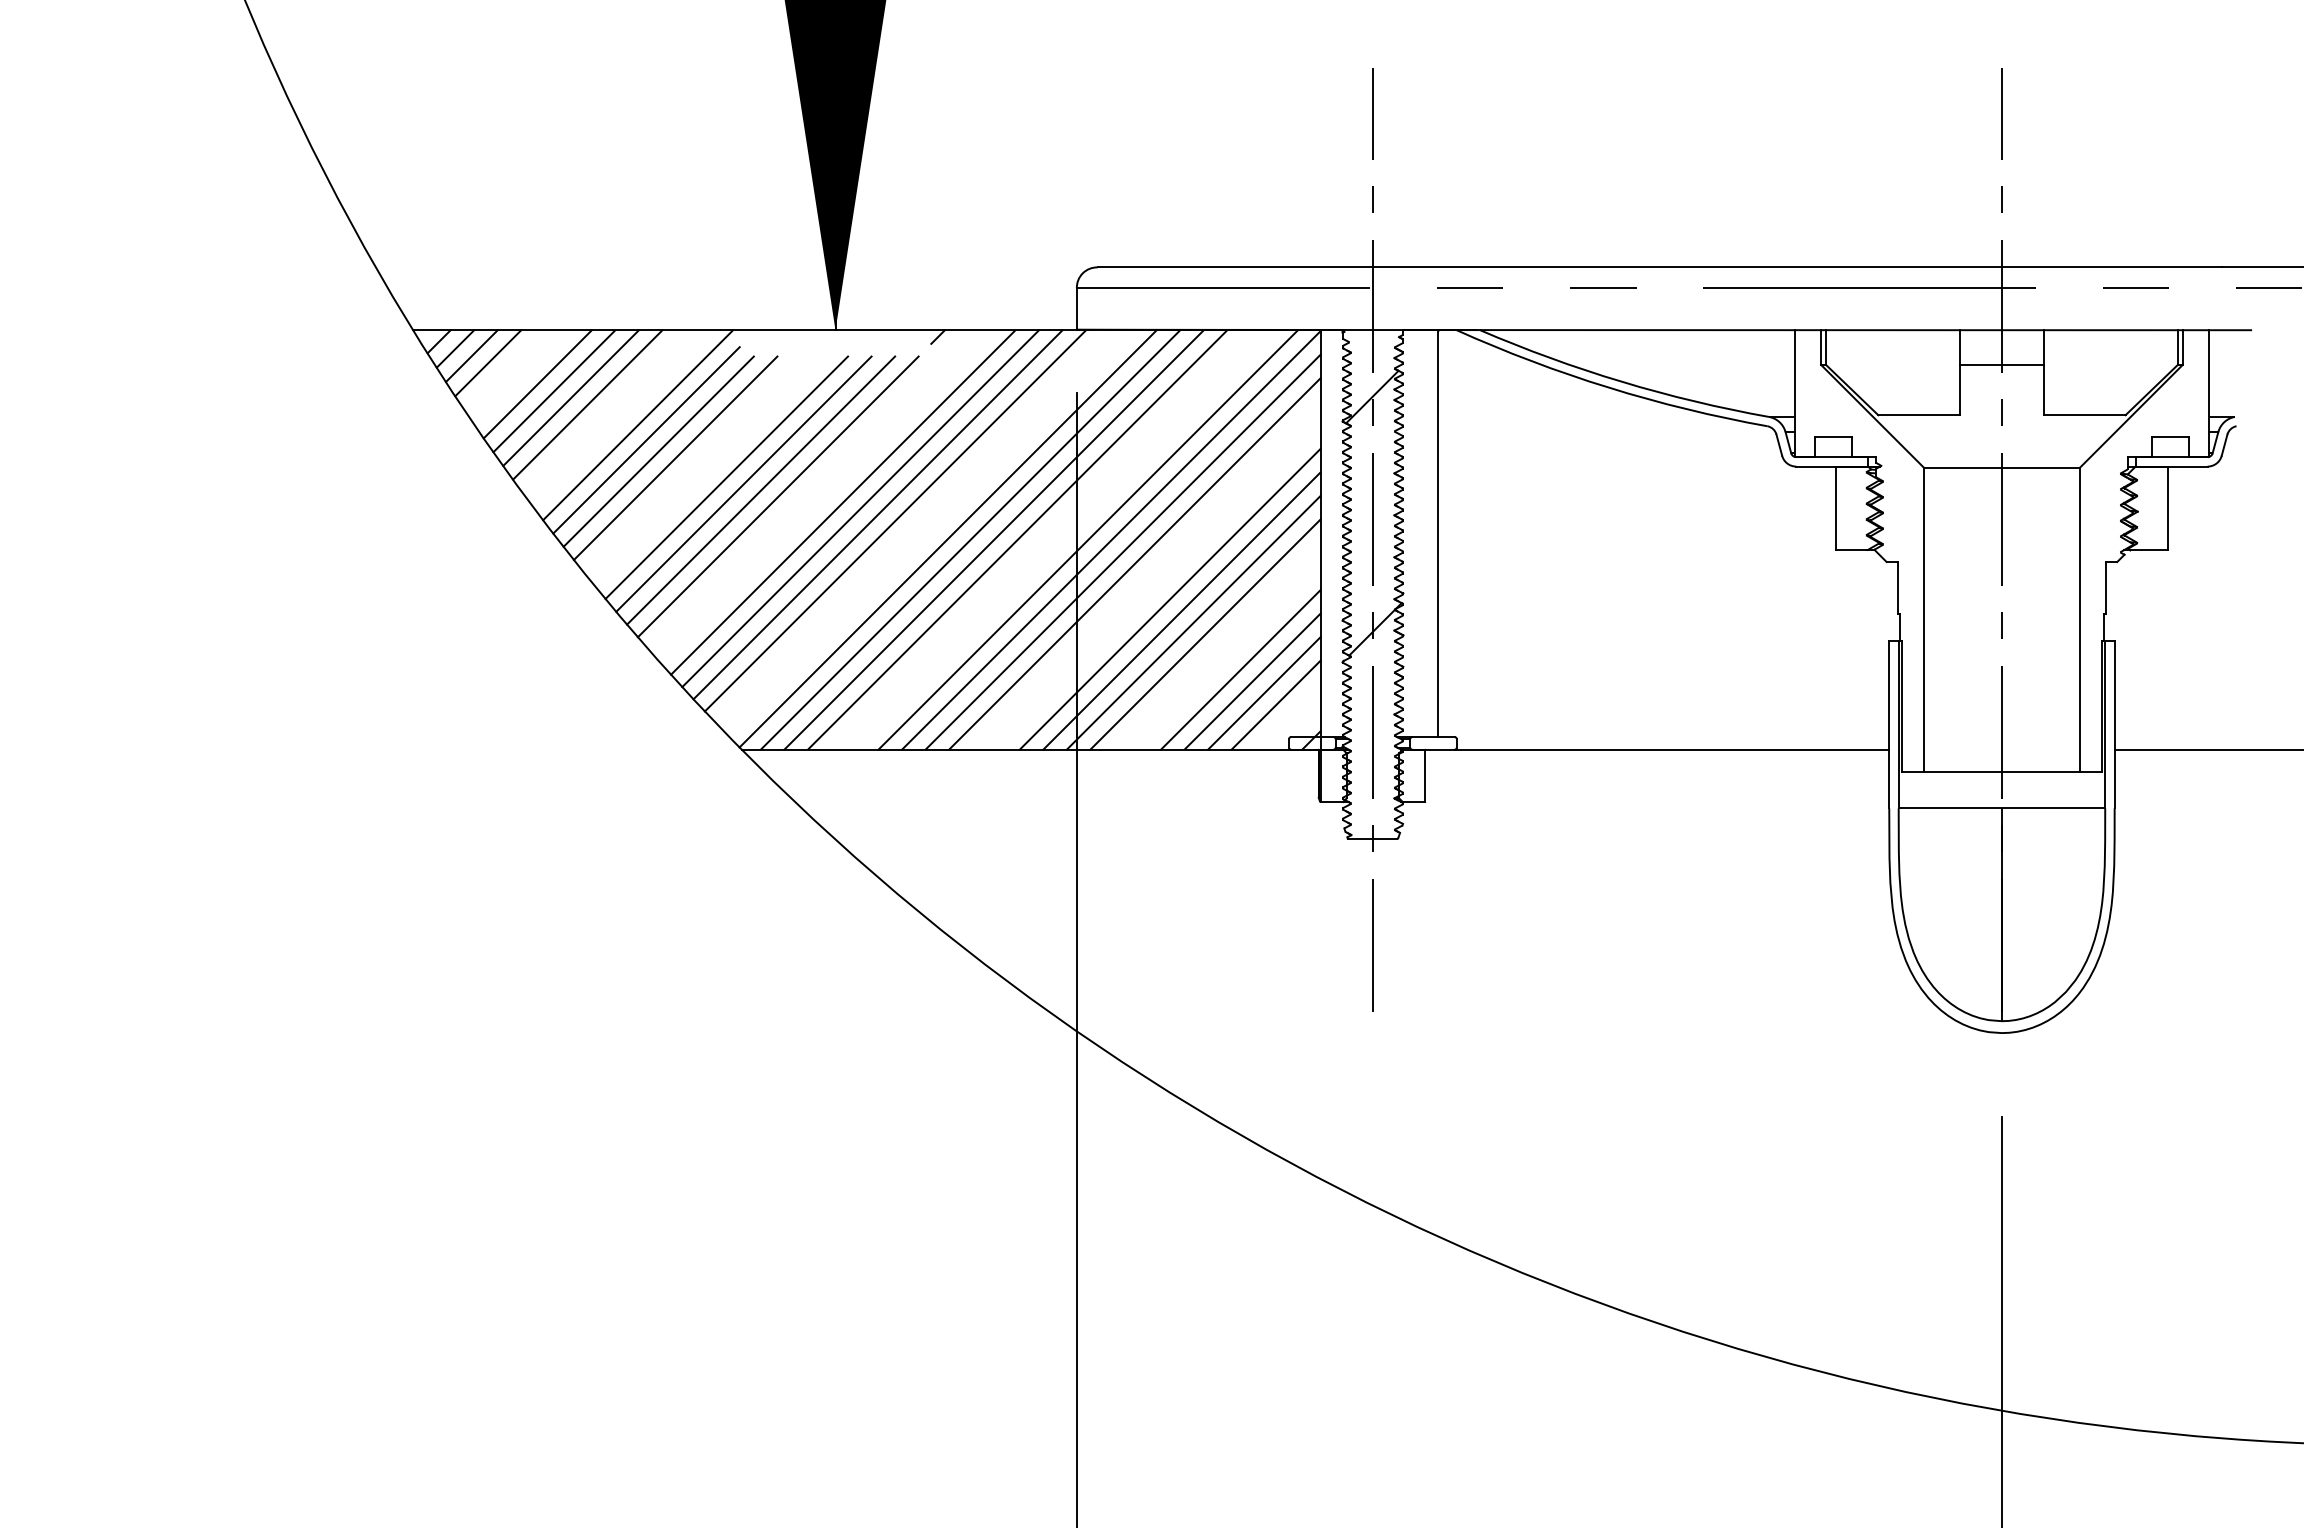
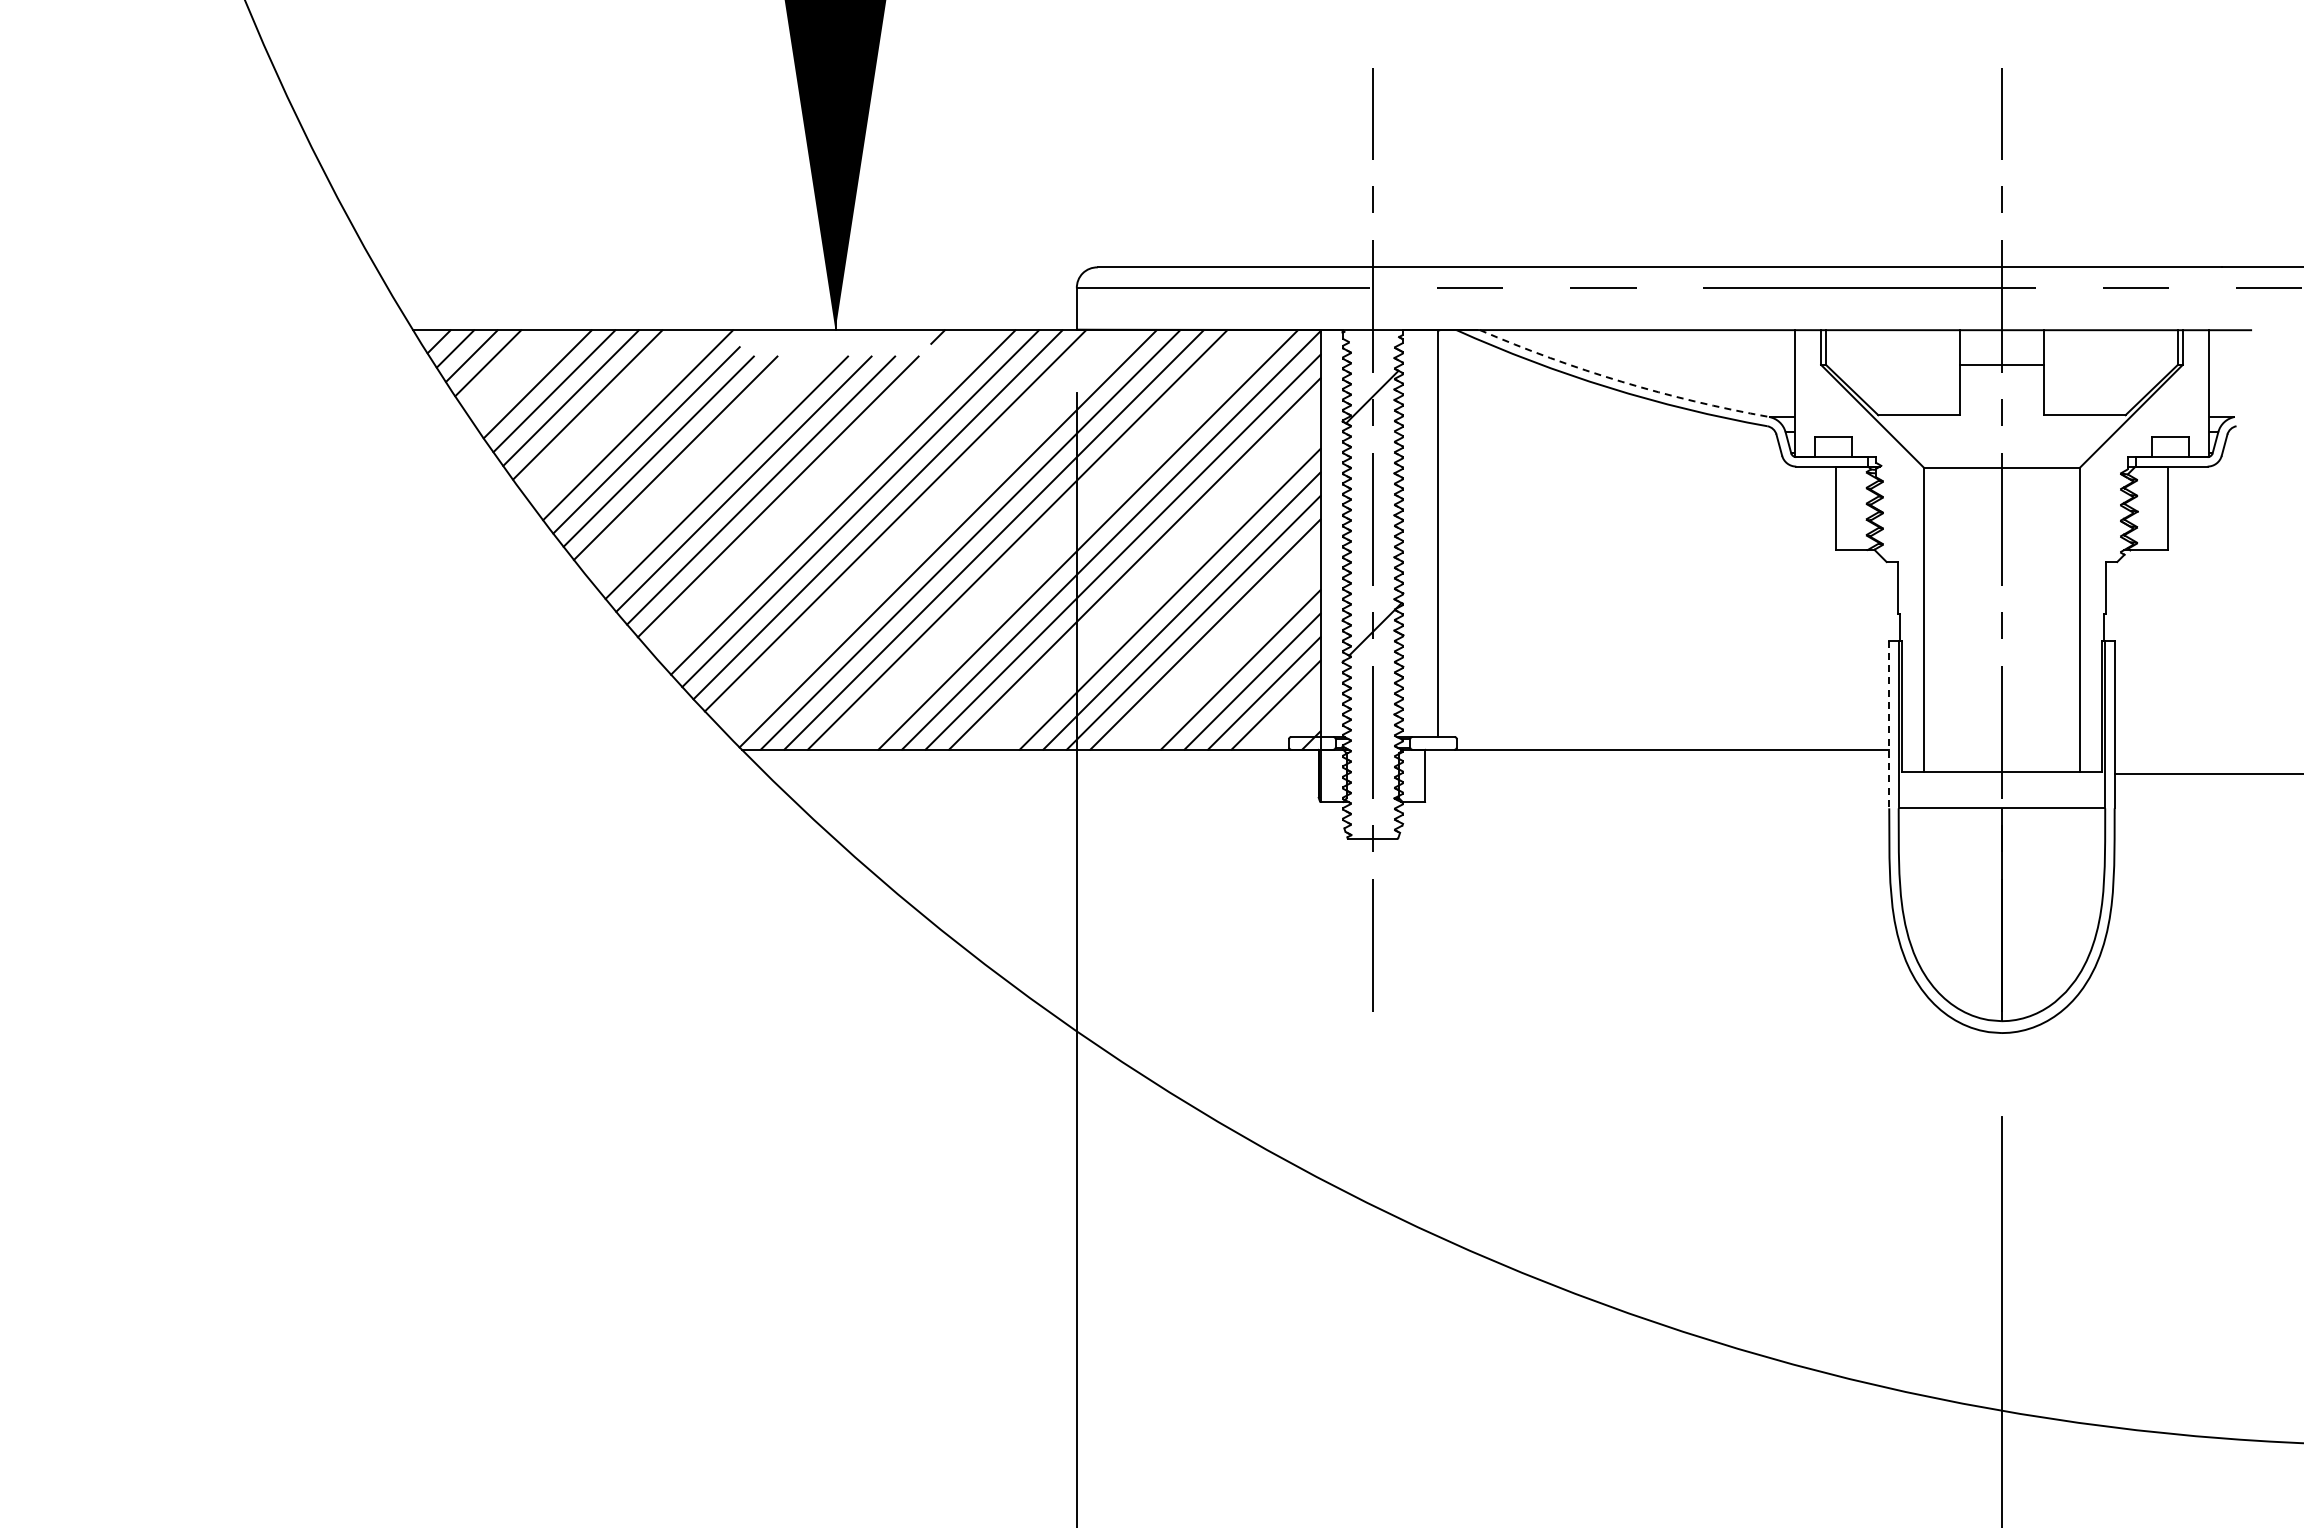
arc: solid -> dashed (1621, 381)
line: solid -> dashed (1889, 724)
line position: (2207, 749) -> (2207, 773) (2207, 773)
